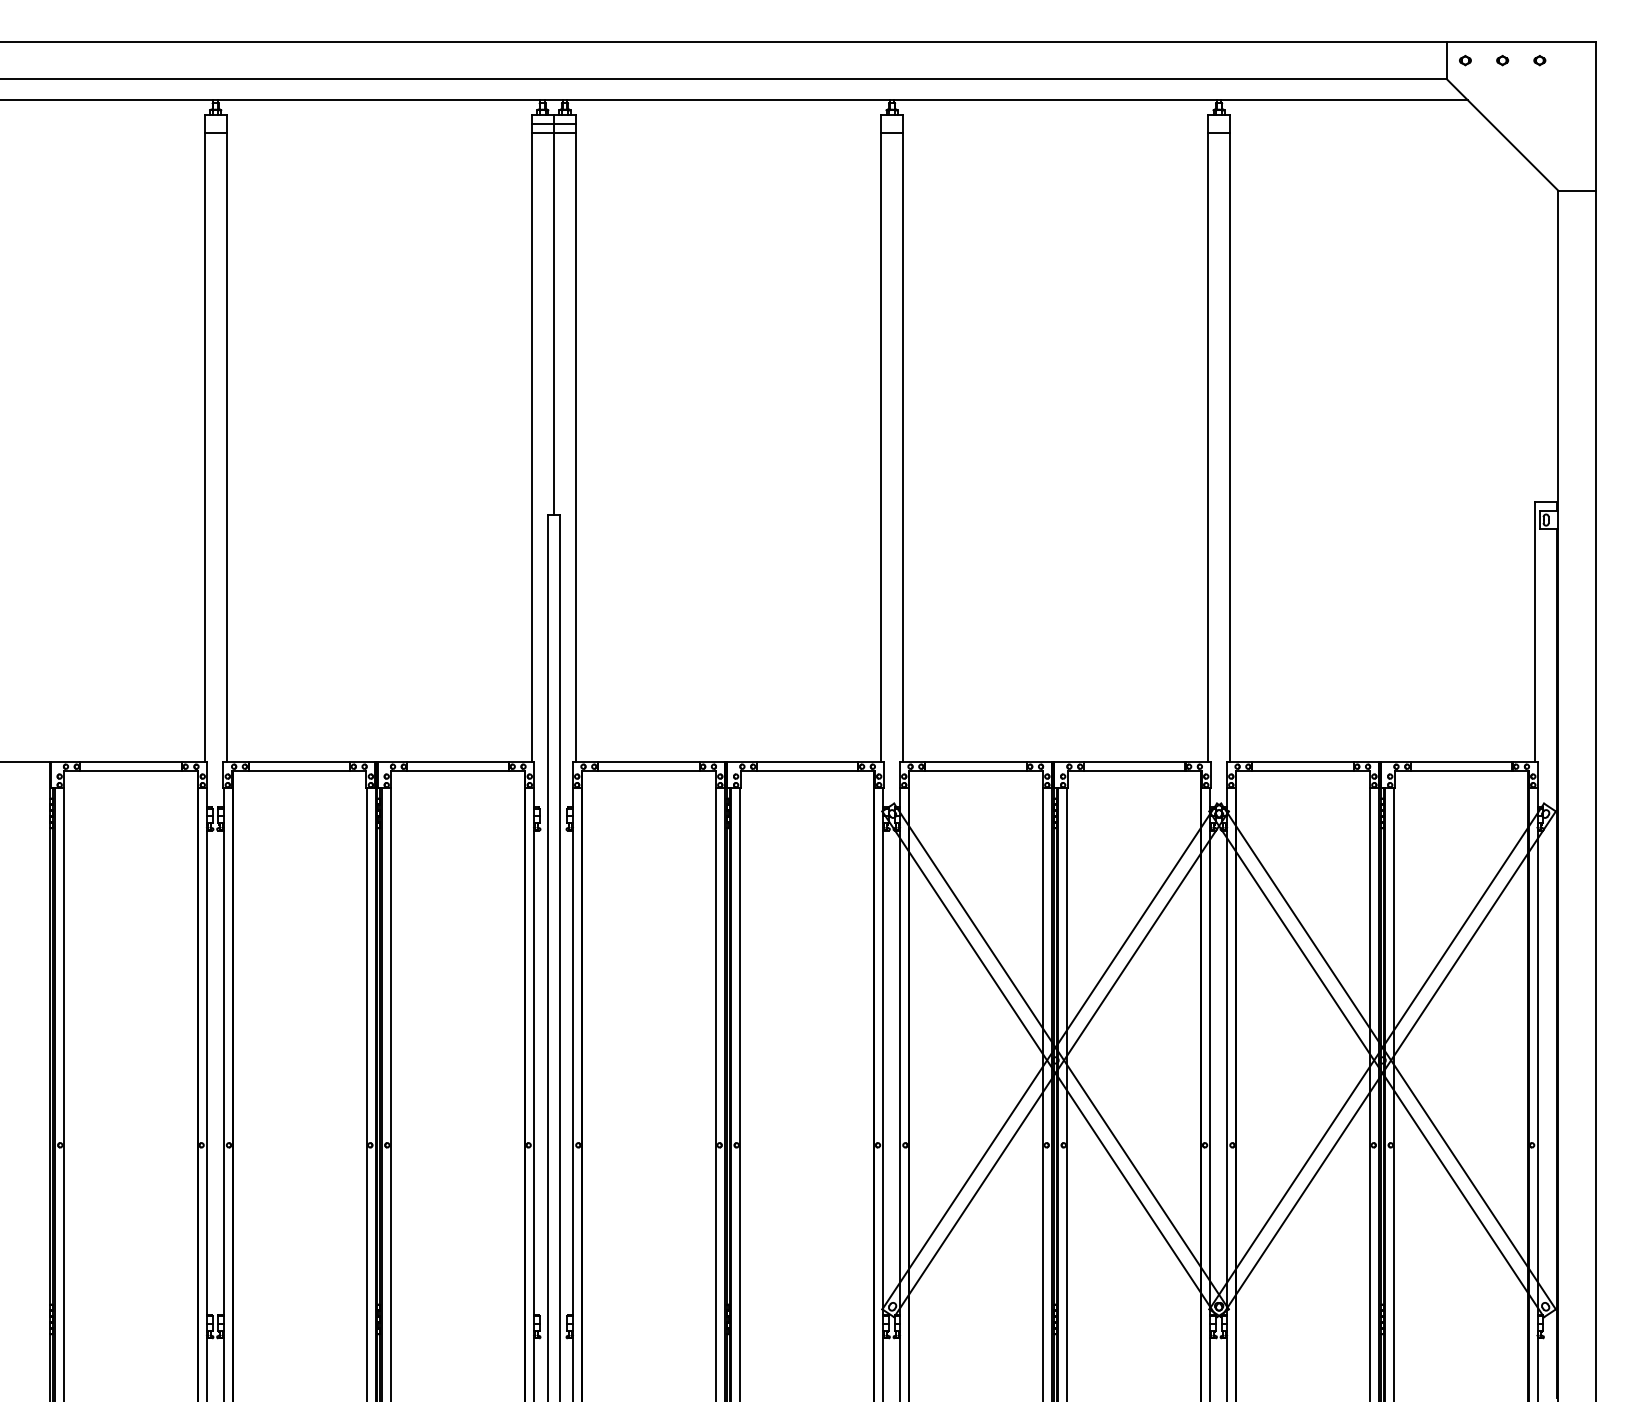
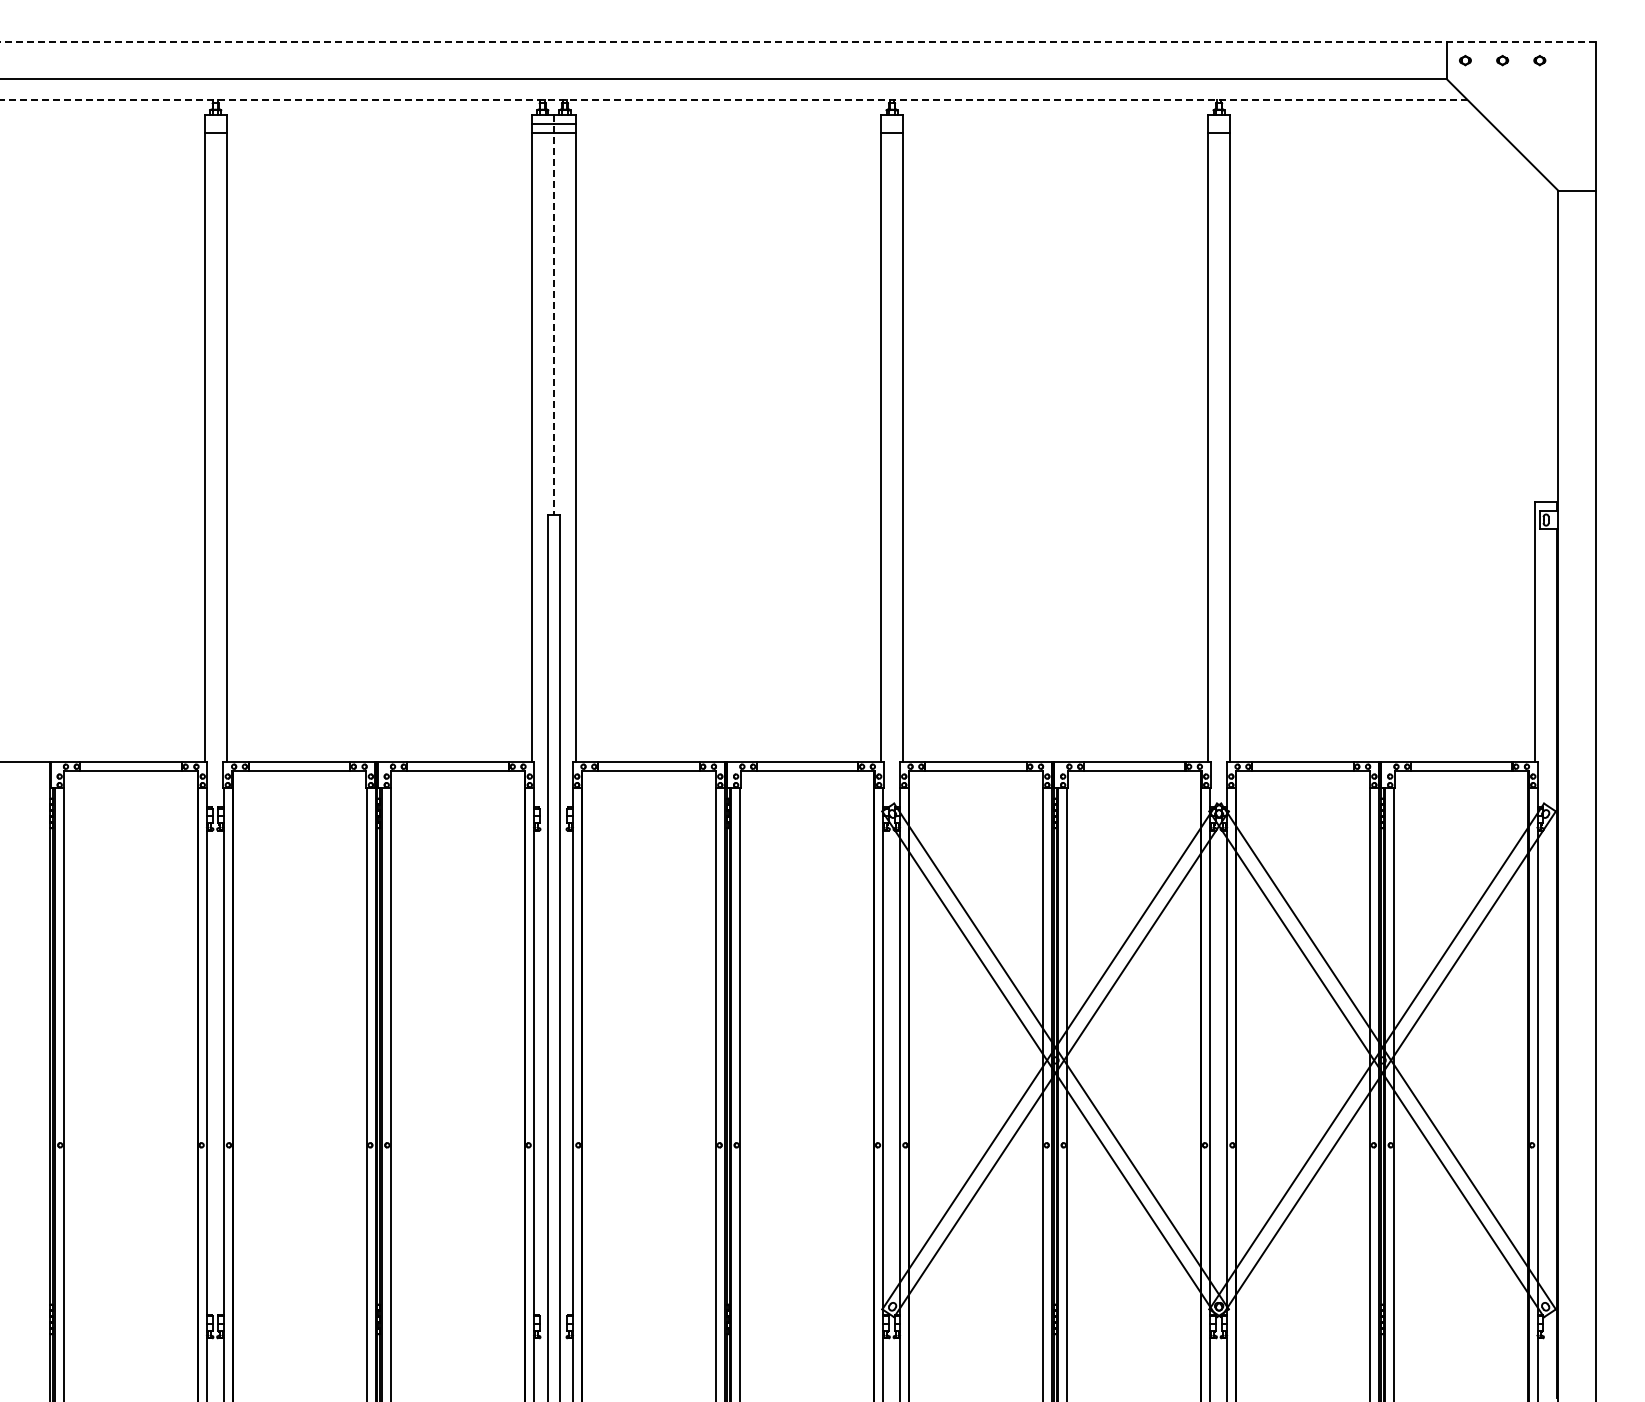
line: solid -> dashed (797, 42)
line: solid -> dashed (734, 100)
line: solid -> dashed (553, 314)
